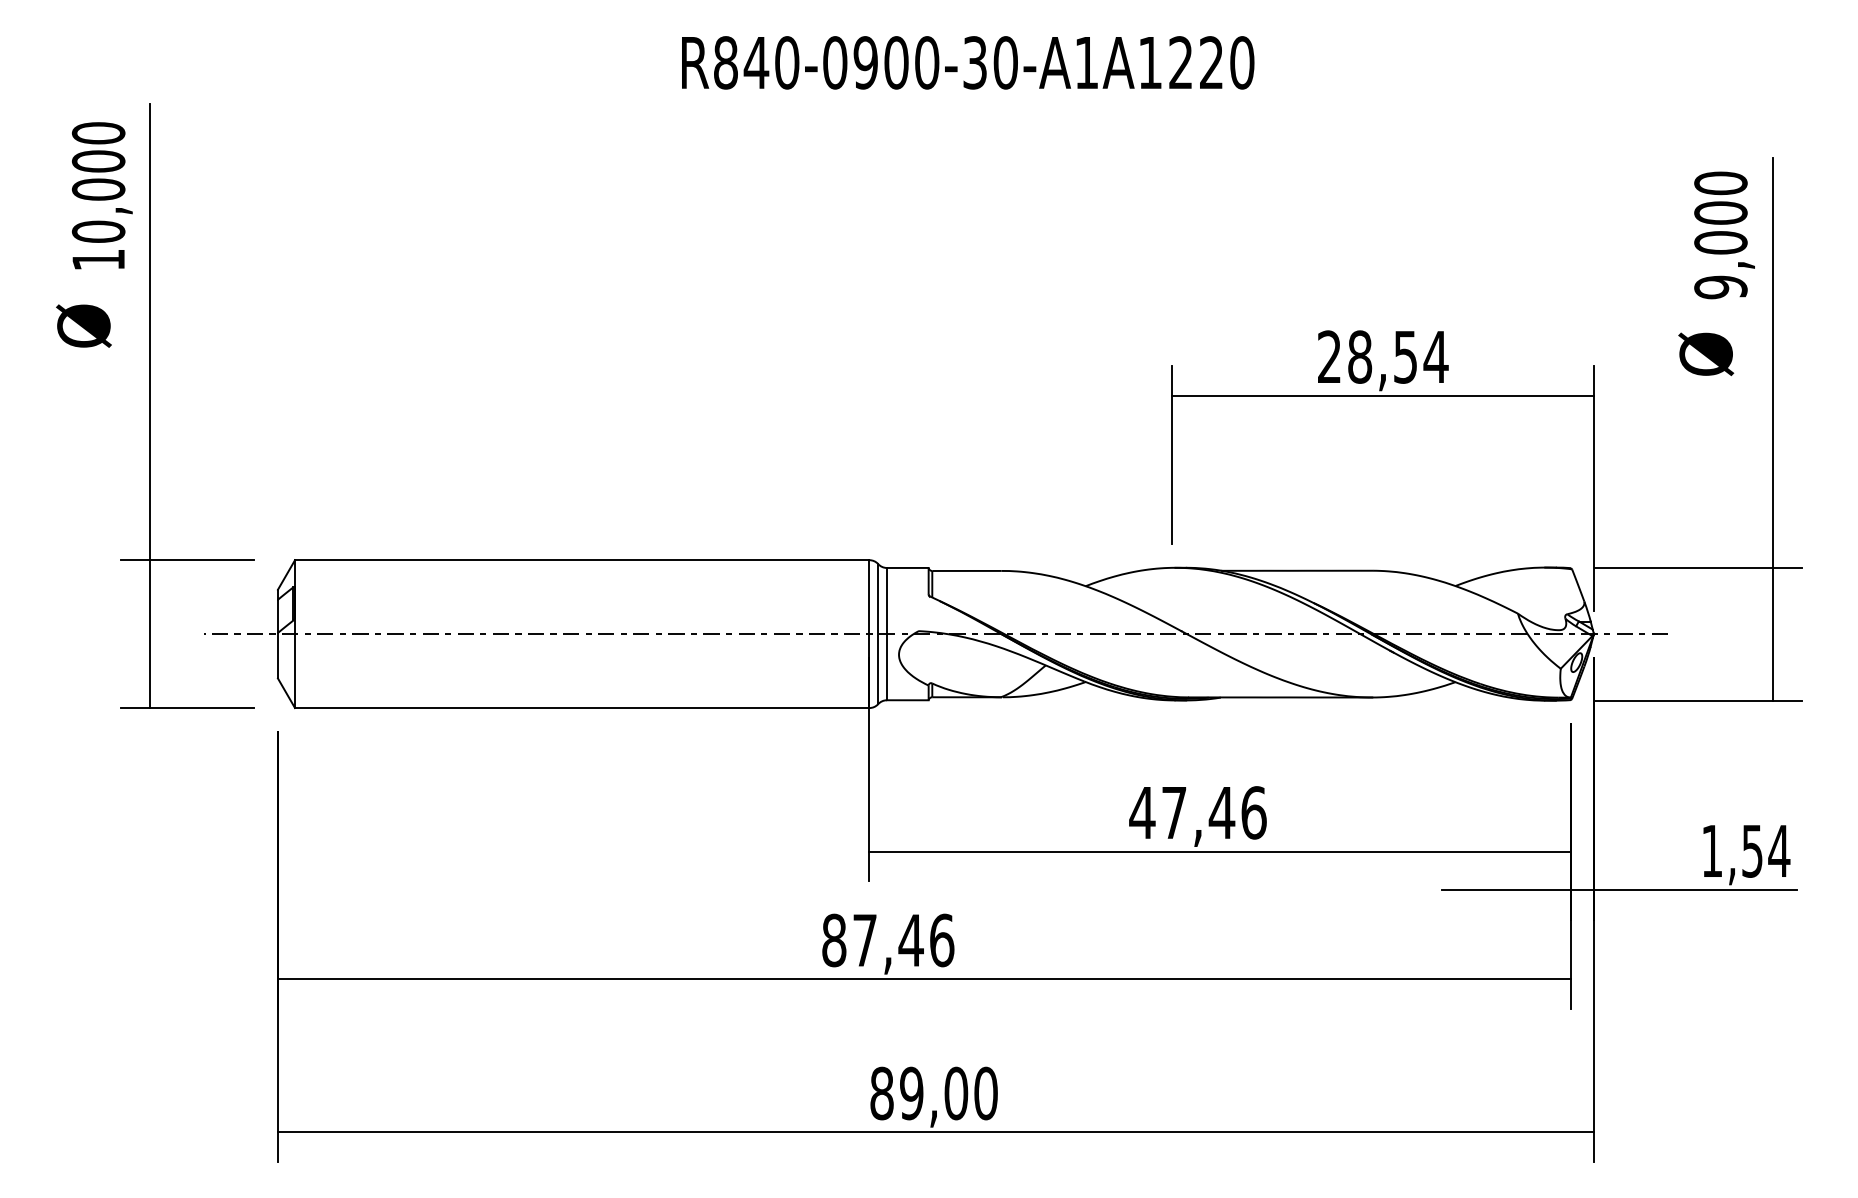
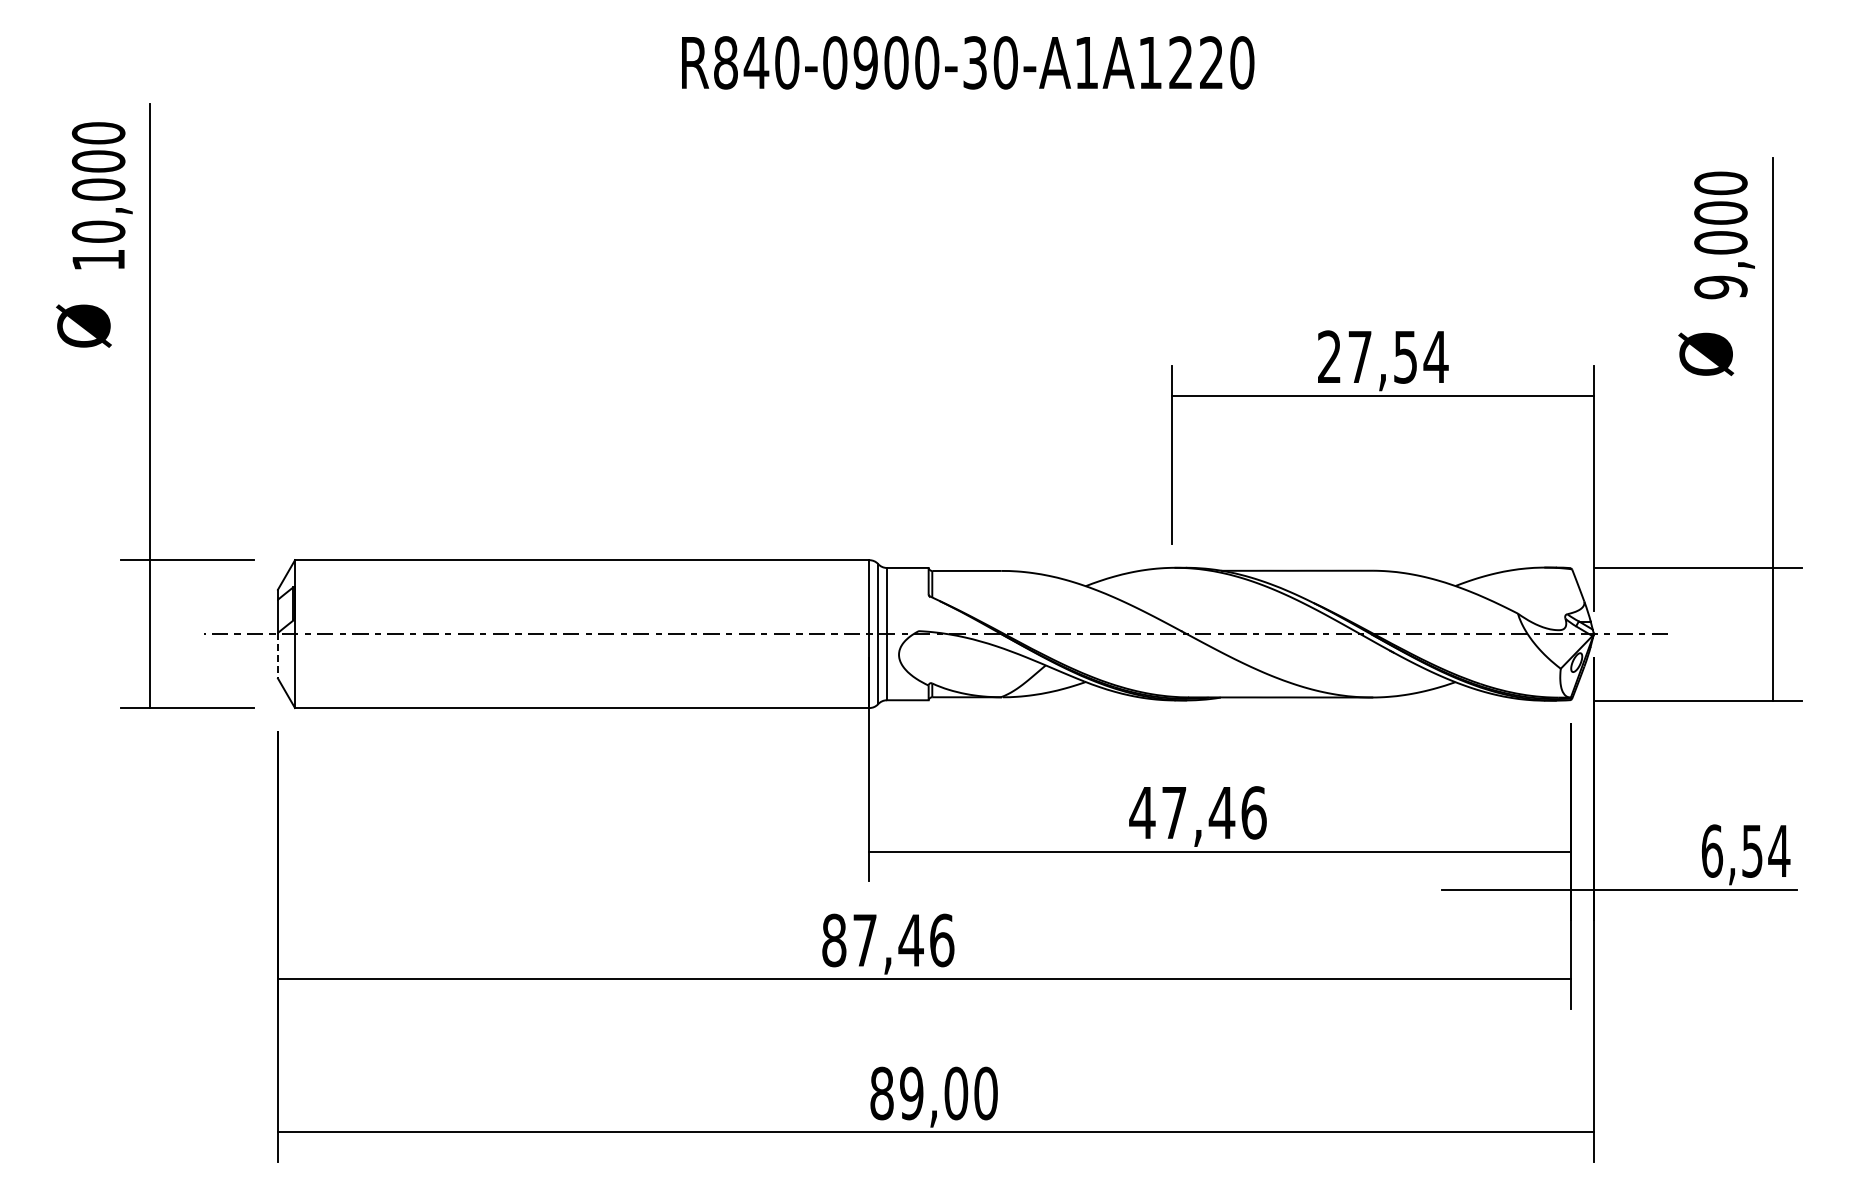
text: 28,54 -> 27,54 (1360, 356)
line: solid -> dashed (277, 655)
text: 1,54 -> 6,54 (1712, 850)
